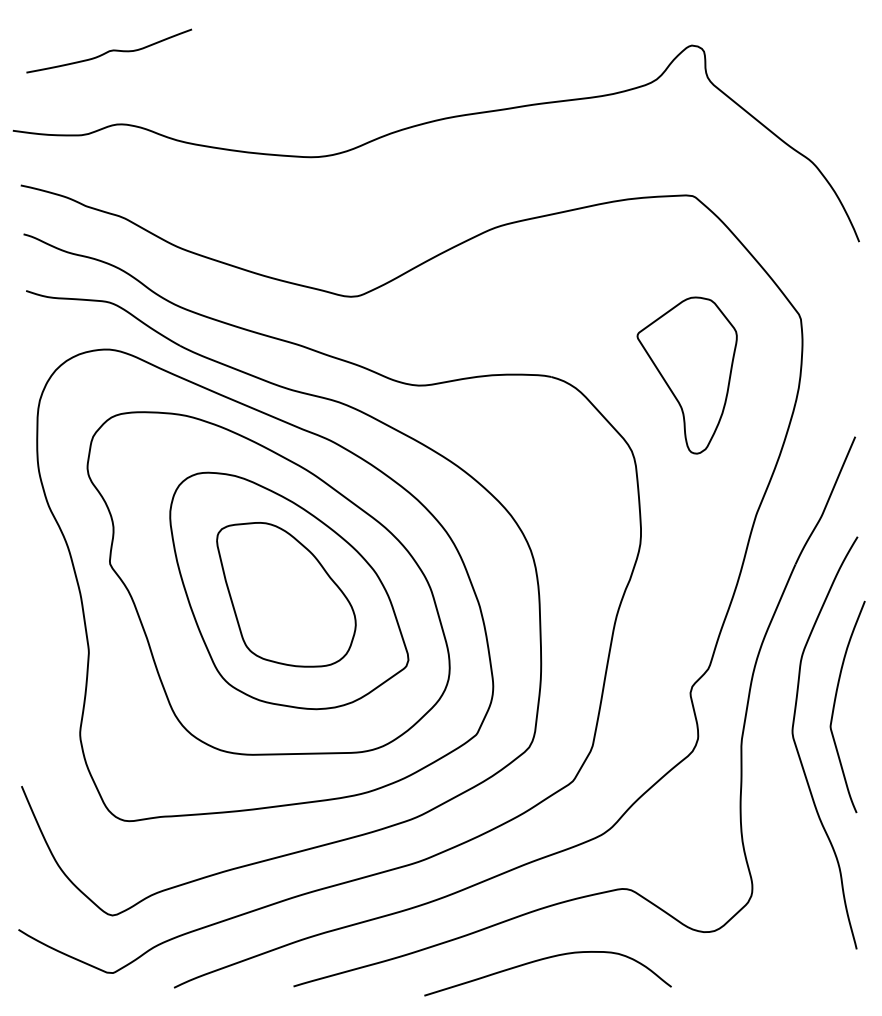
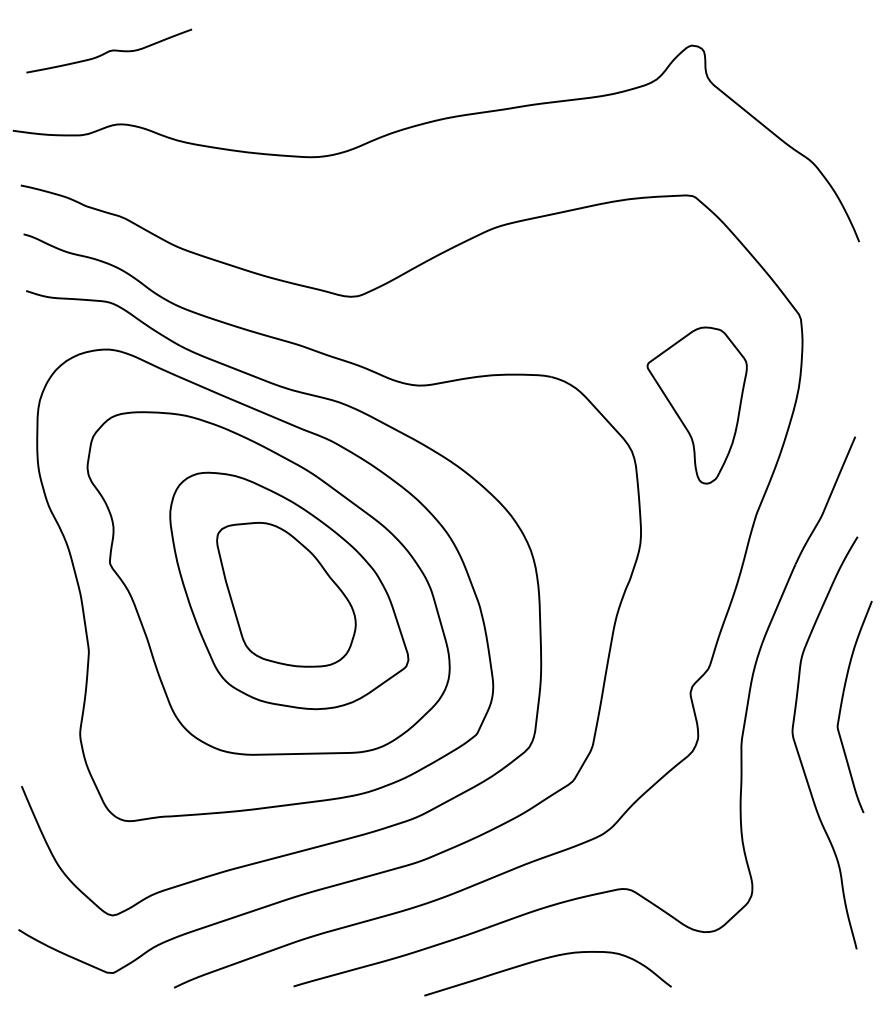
part position: (686, 375) -> (696, 405) (696, 405)
curve position: (835, 704) -> (842, 704) (842, 704)
